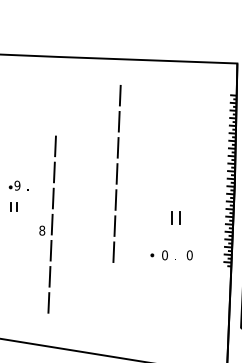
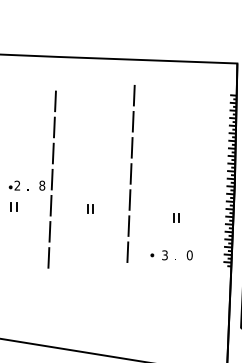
line position: (116, 173) -> (130, 173) (130, 173)
text: 9 -> 2 (17, 185)
part: none -> present (90, 208)
part size: 10x14 px -> 7x10 px (176, 217)
part position: (47, 224) -> (47, 179) (47, 179)
text: 0 -> 3 (164, 255)
